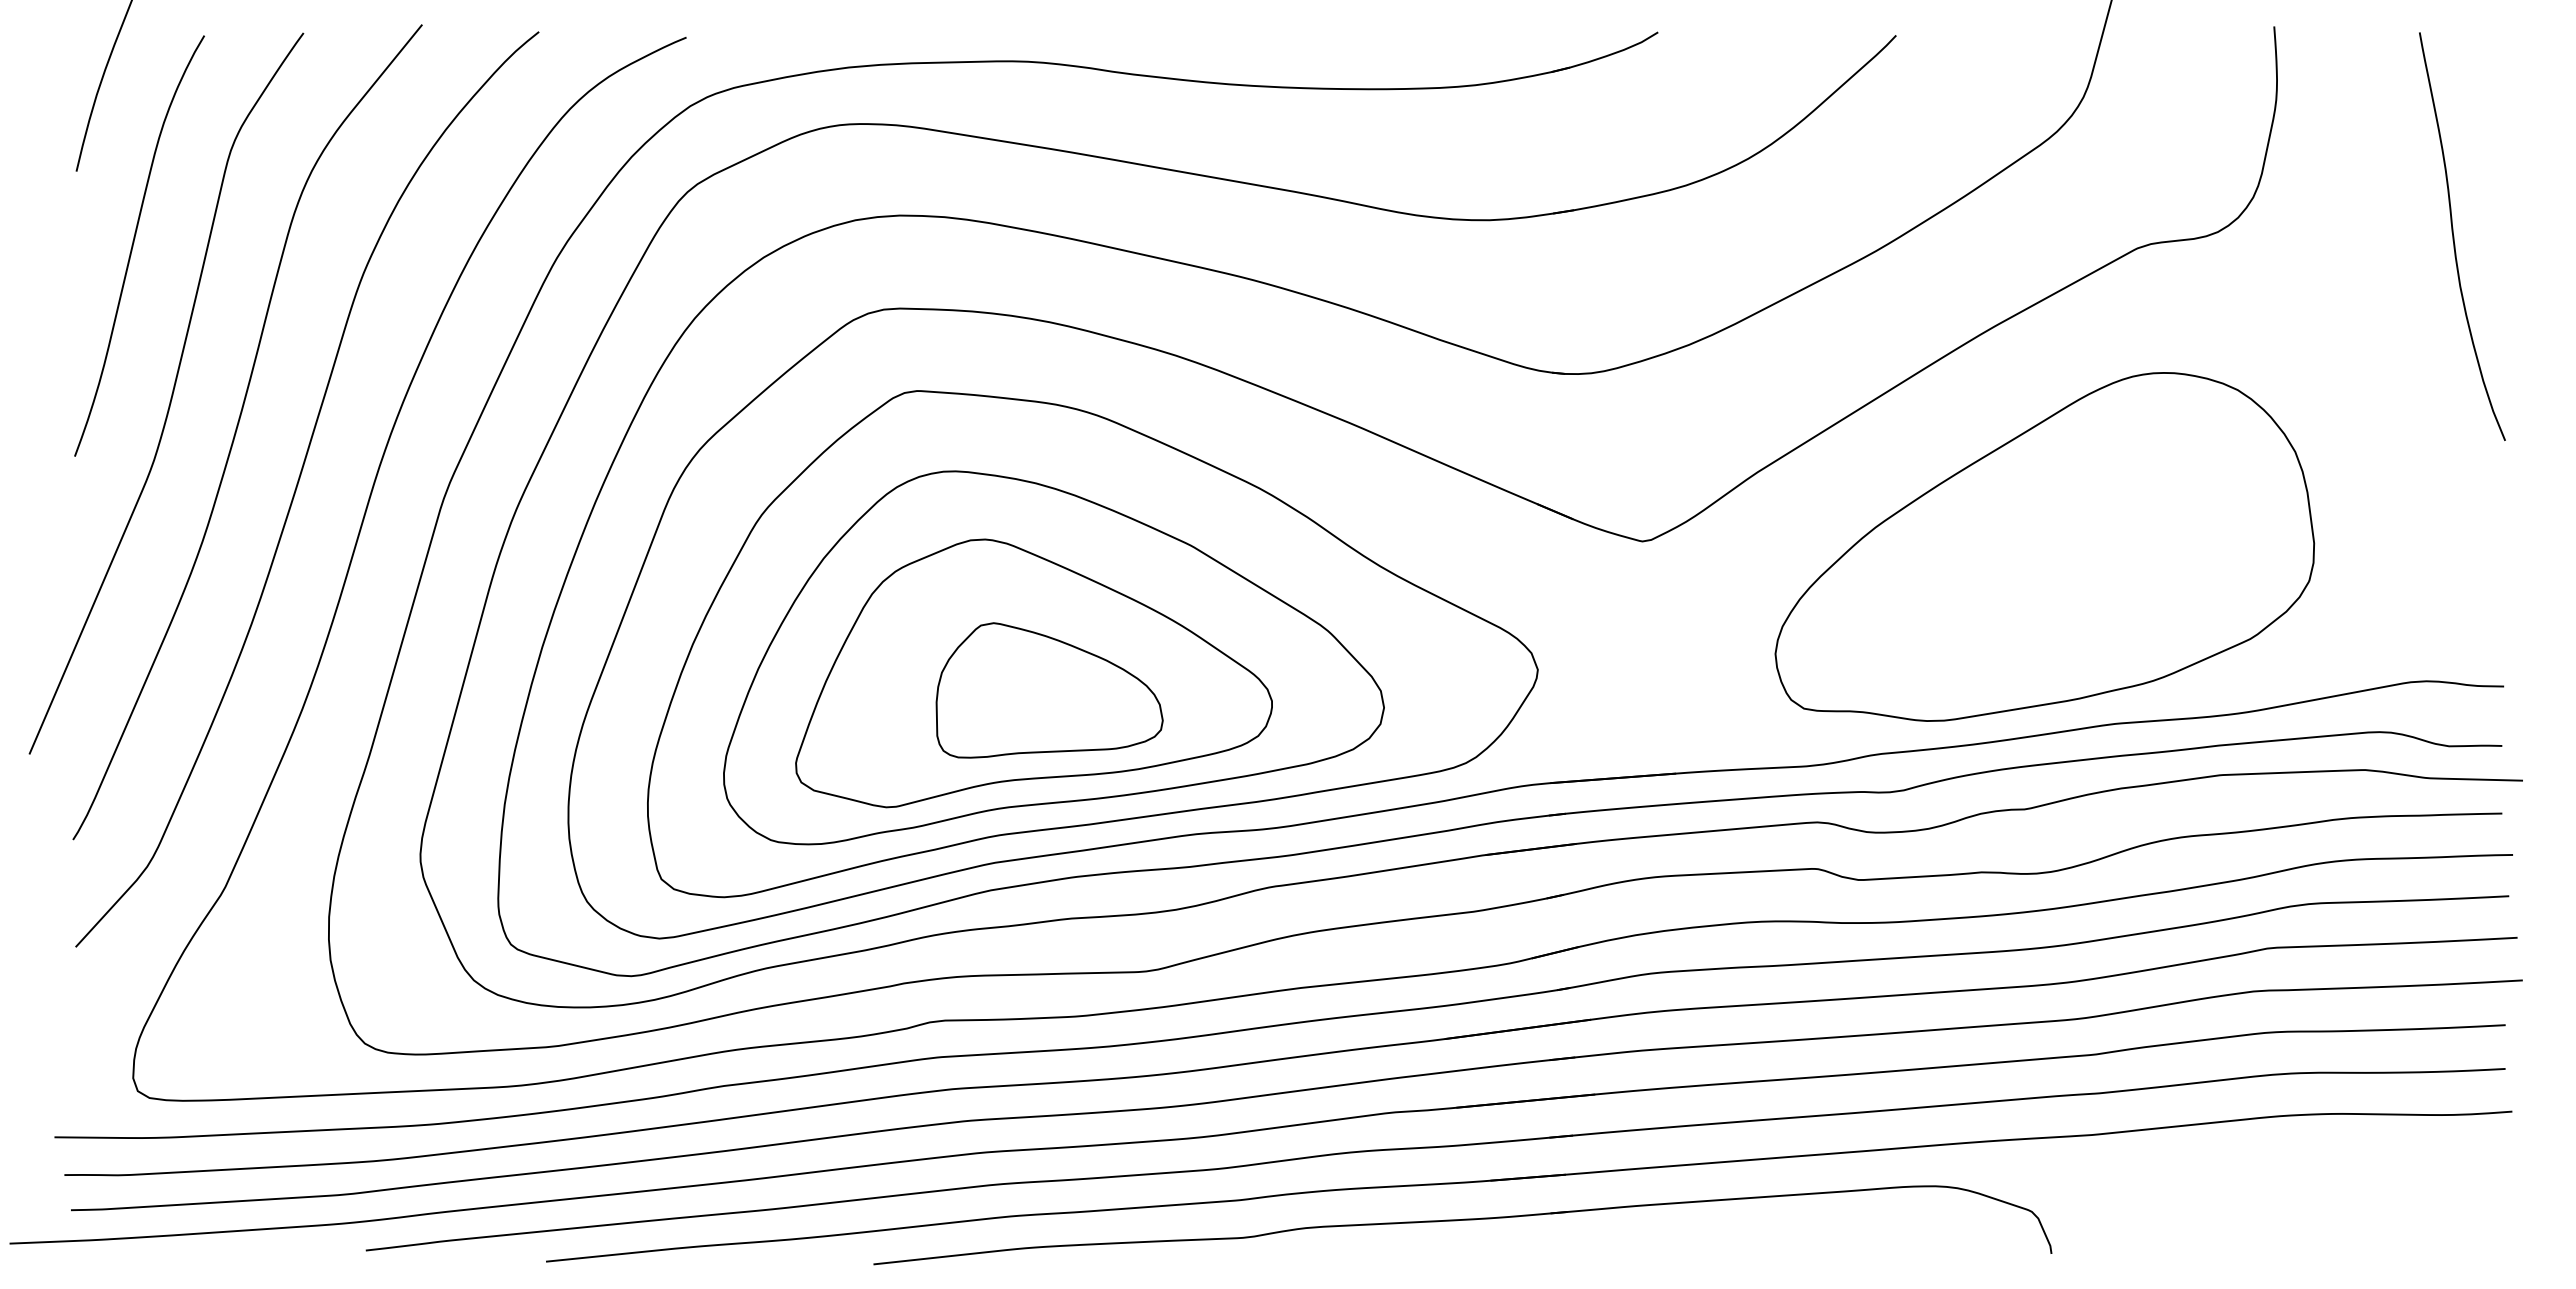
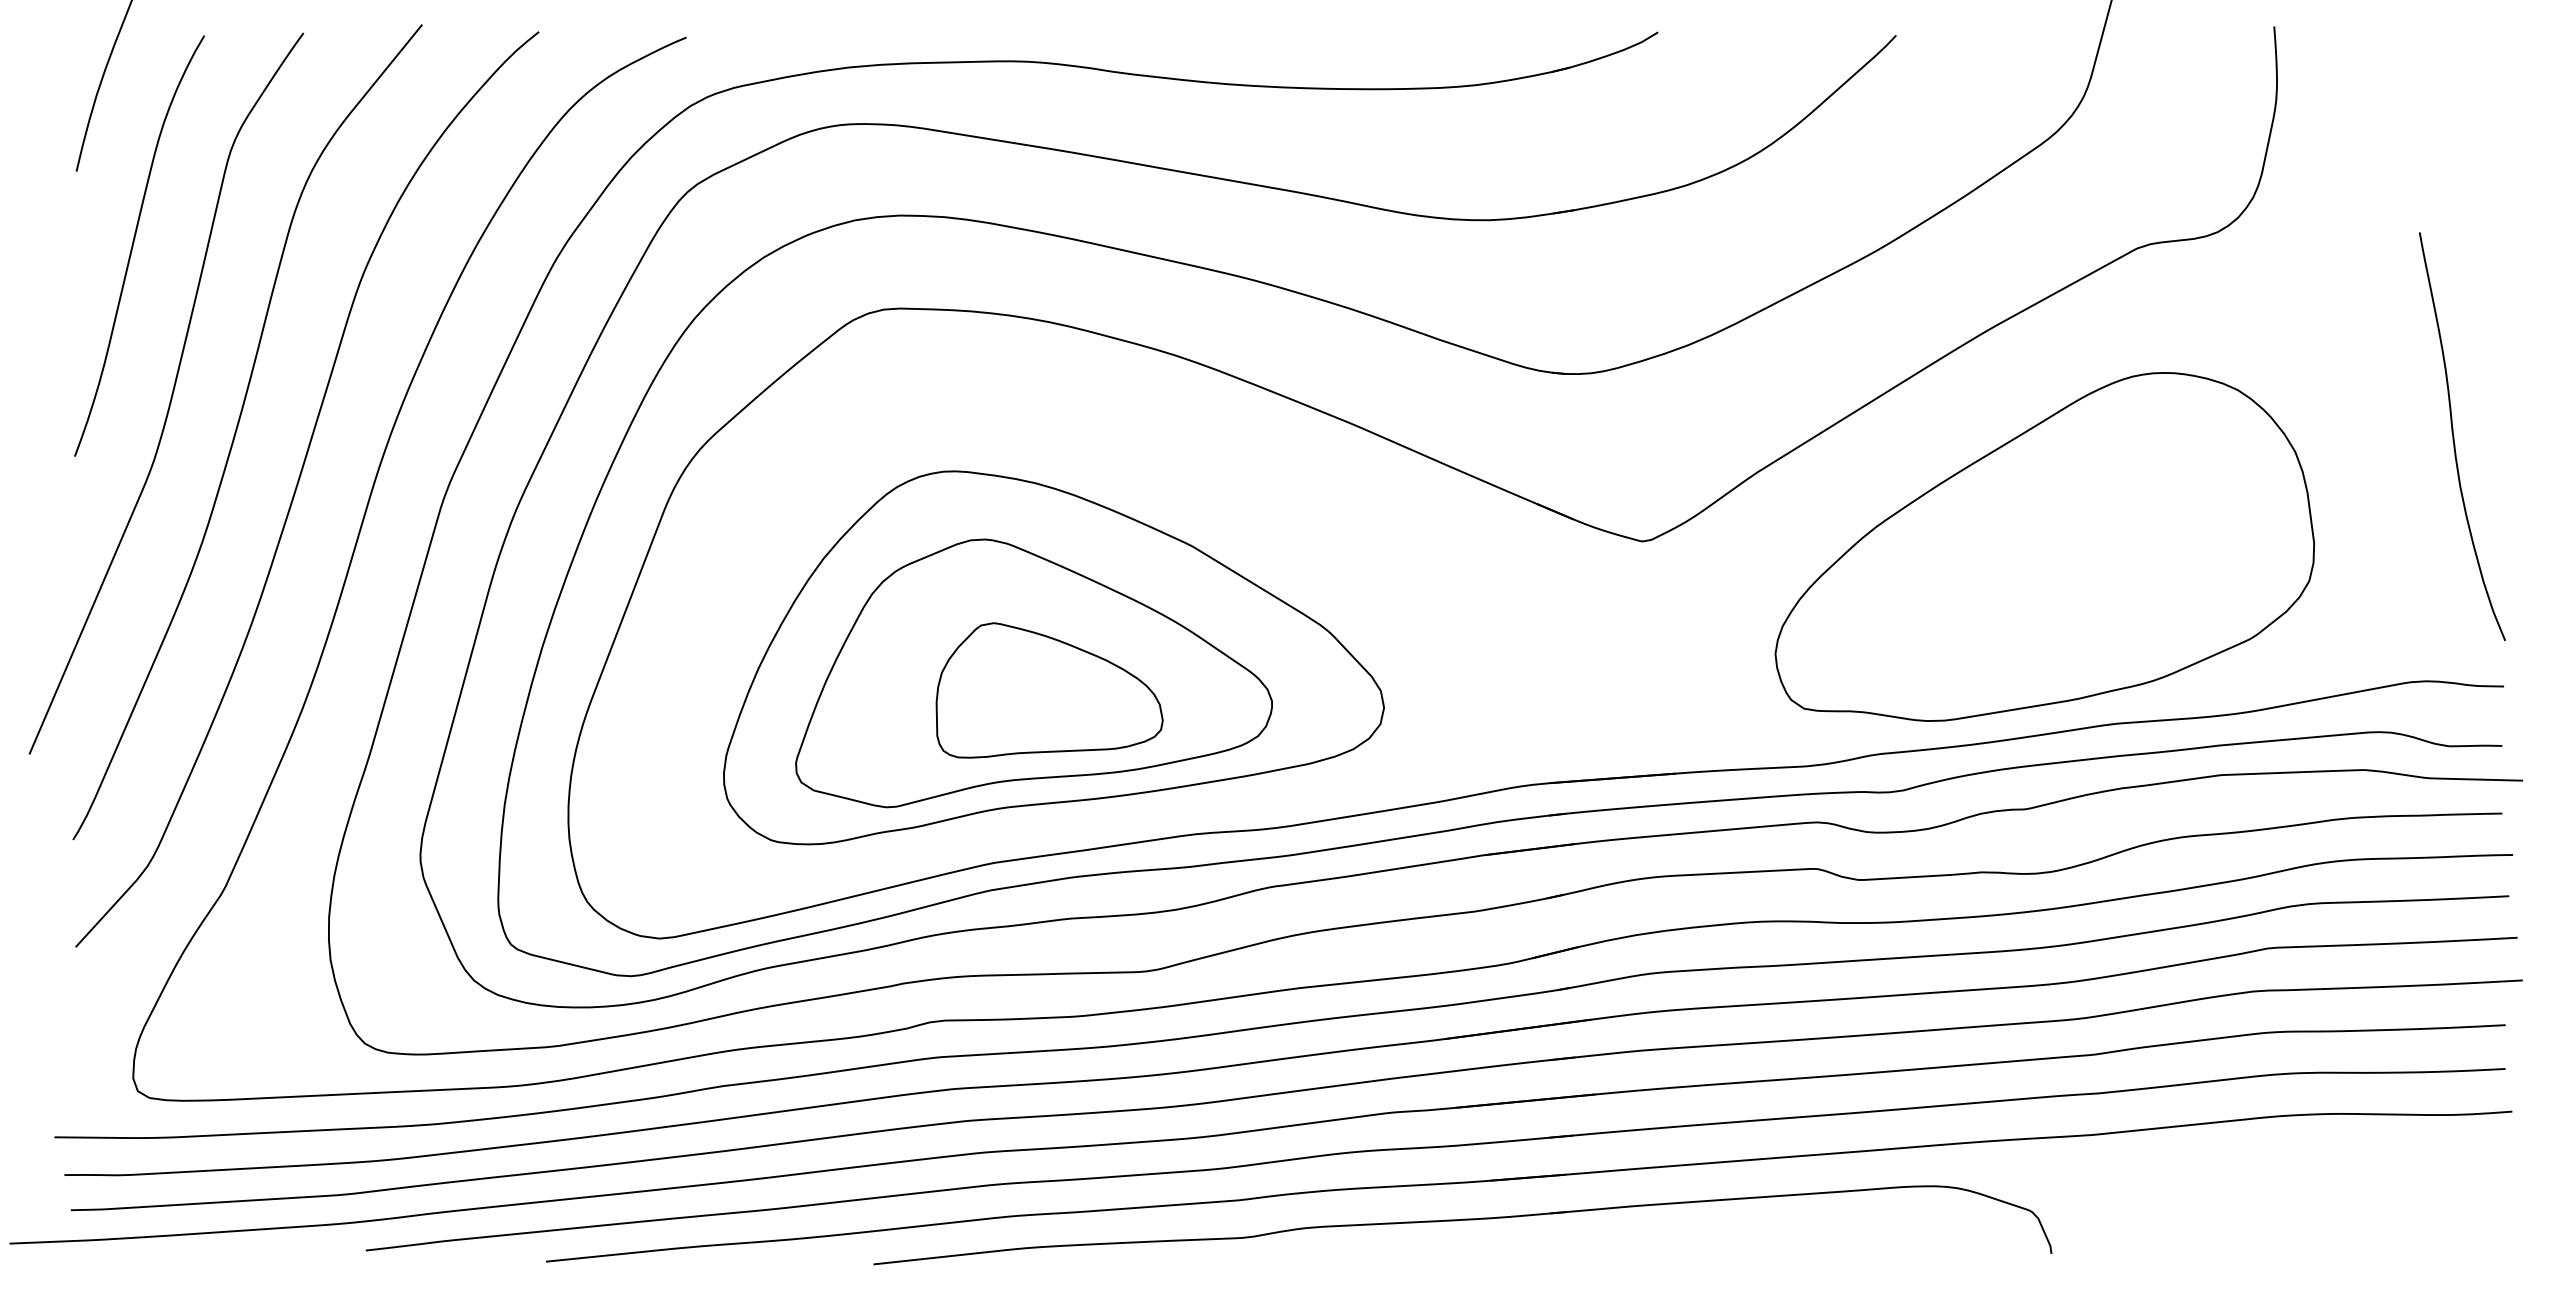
curve position: (2454, 236) -> (2454, 436) (2454, 436)
part: present -> none (1092, 644)
